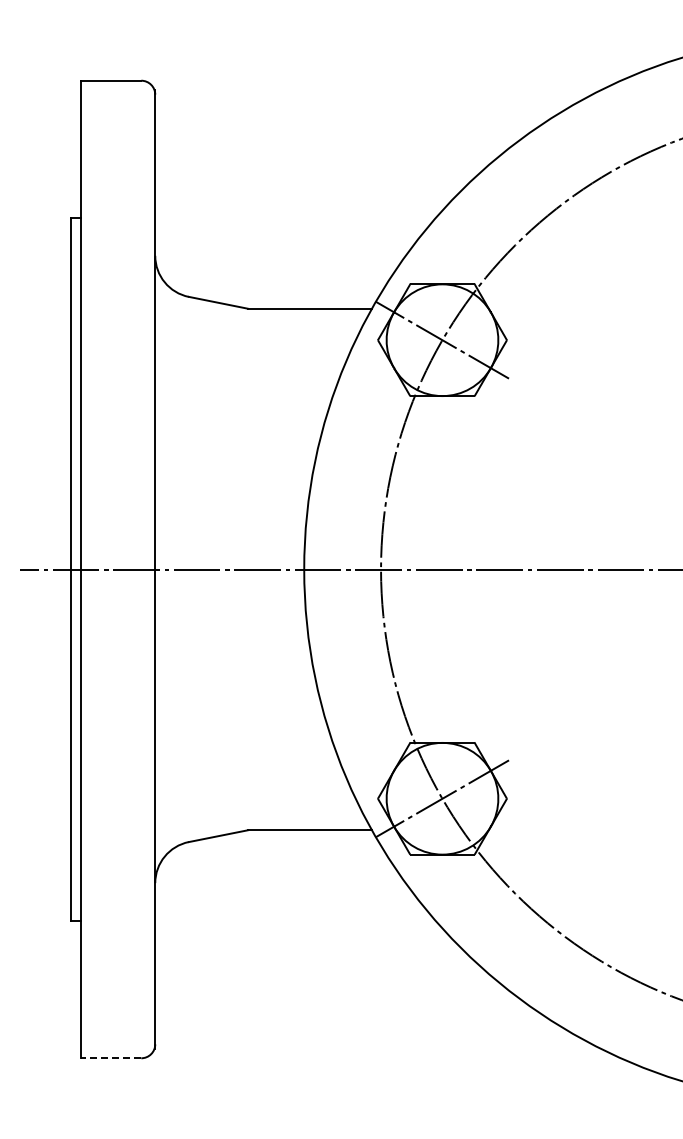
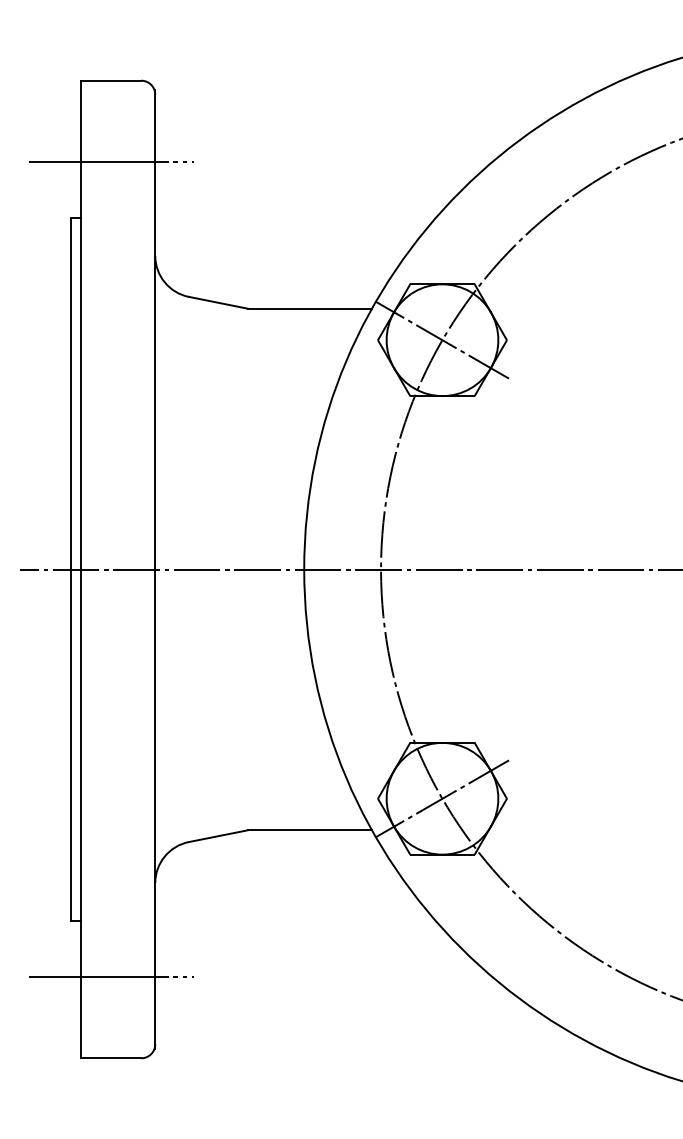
line: none -> present (111, 162)
line: none -> present (111, 976)
line: dashed -> solid (110, 1058)
